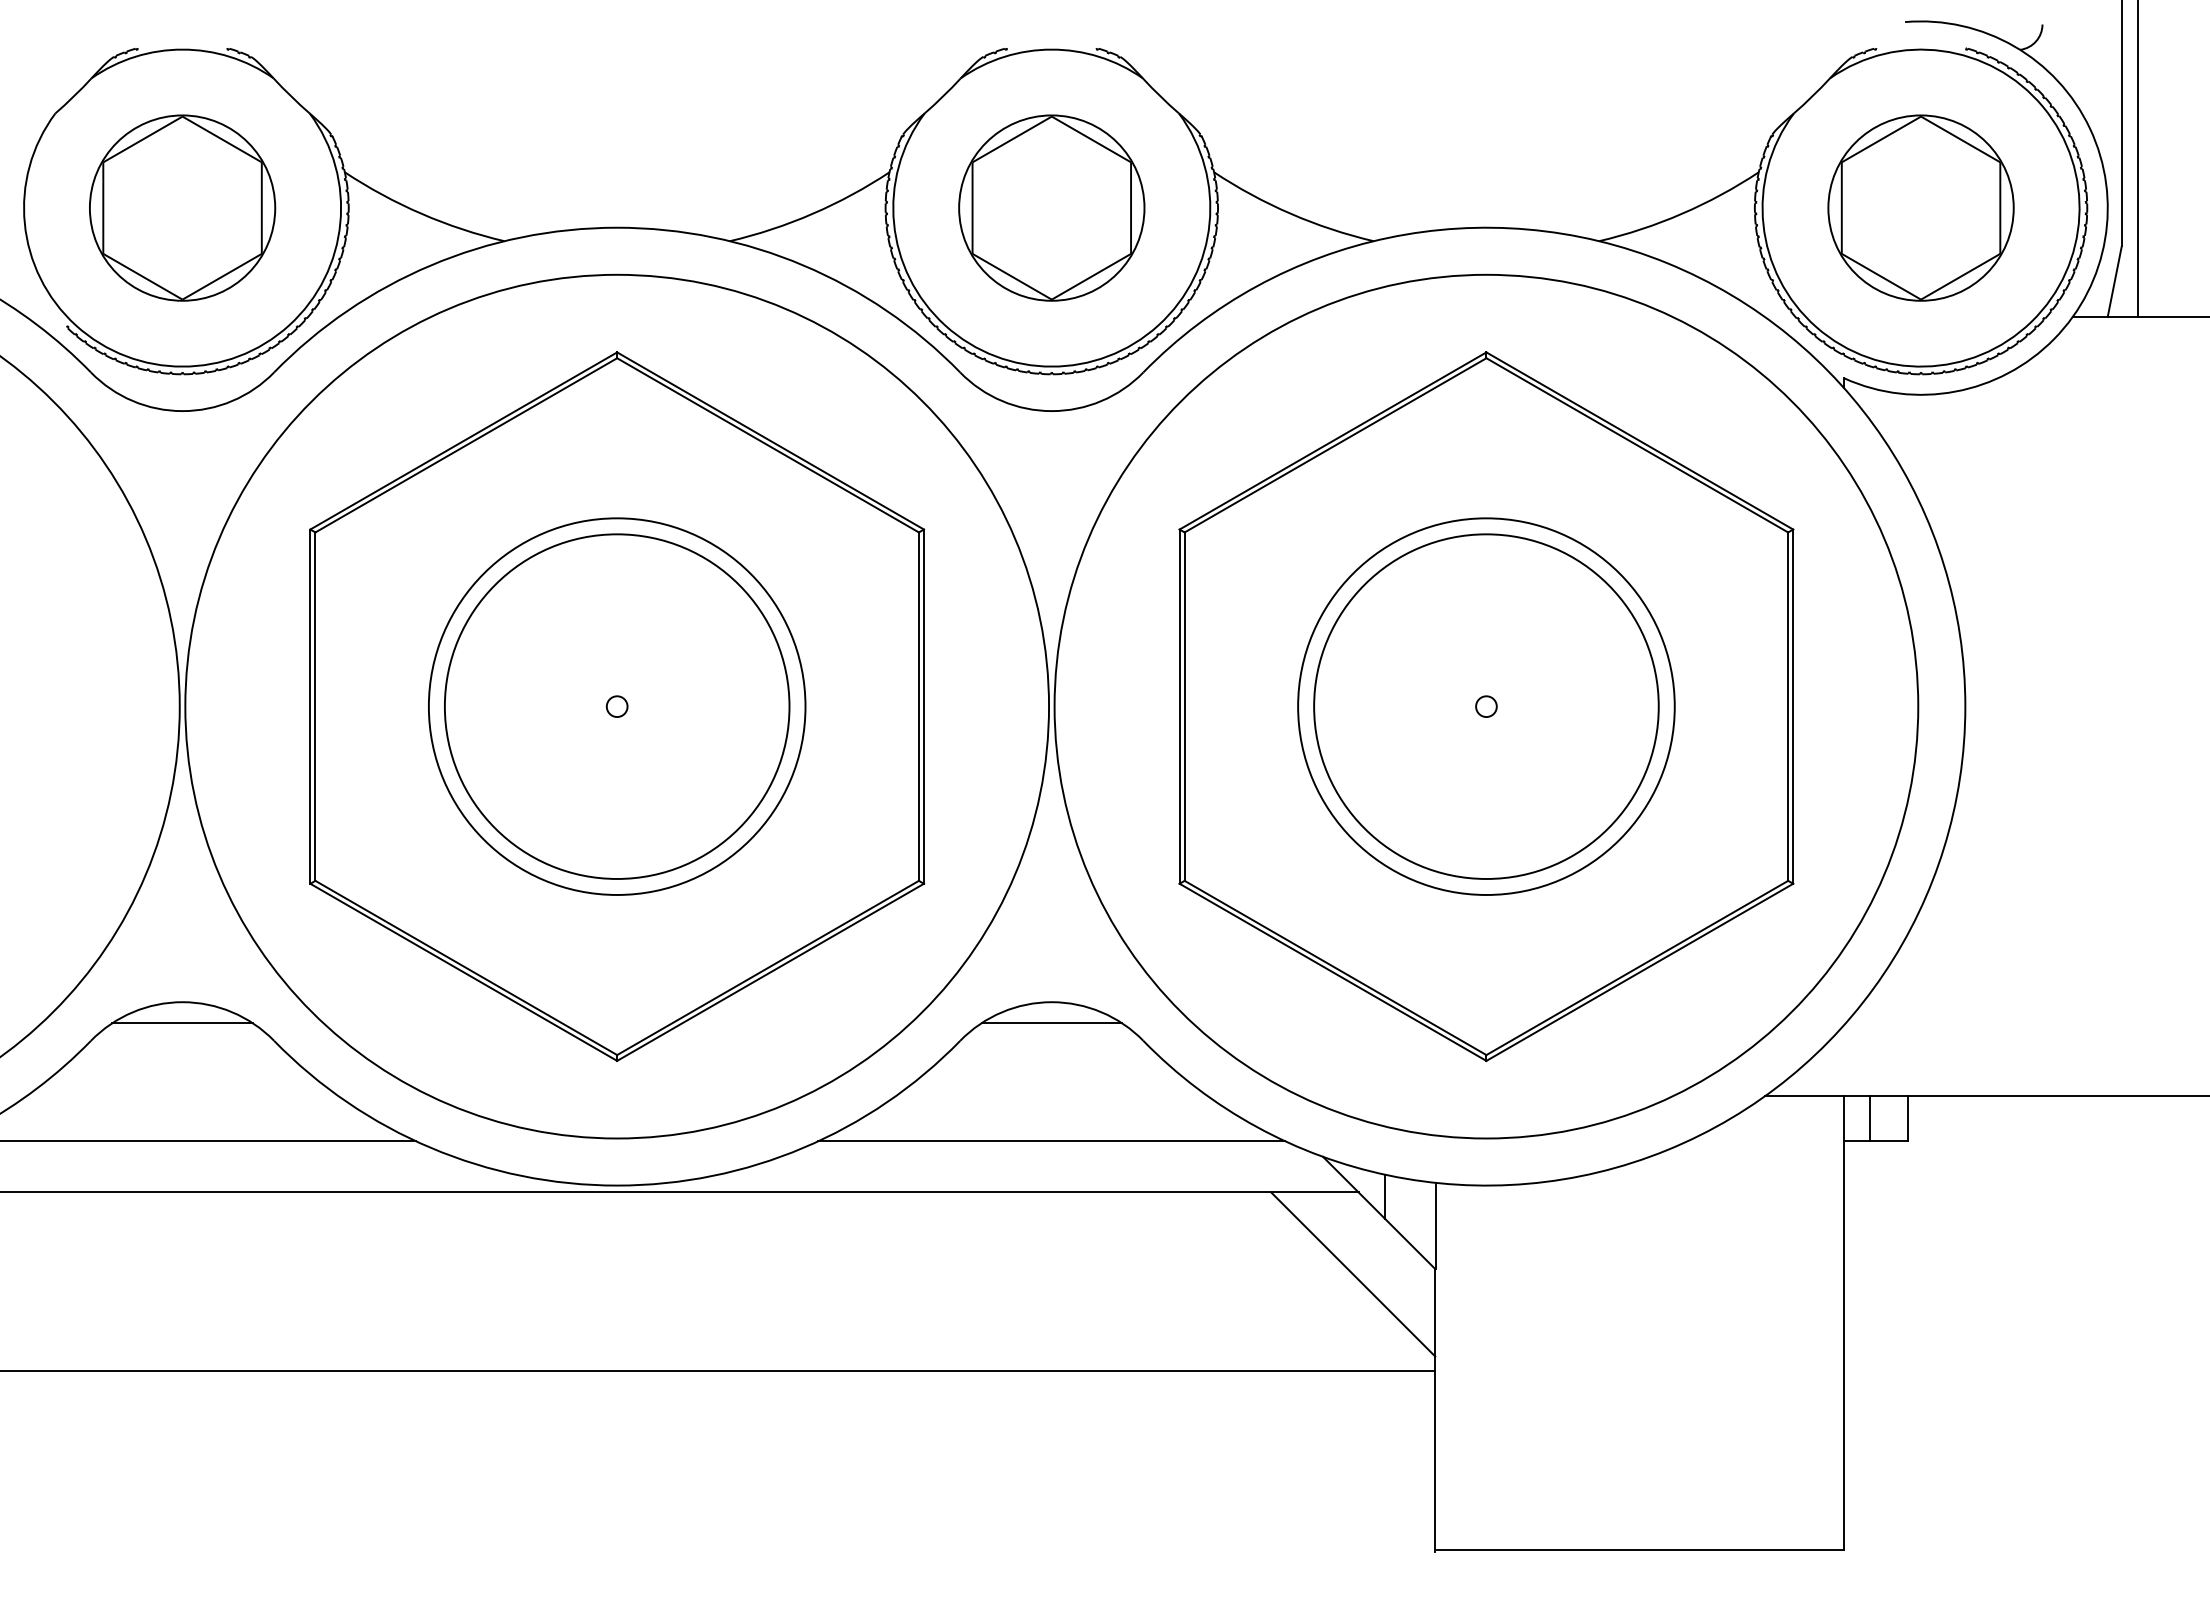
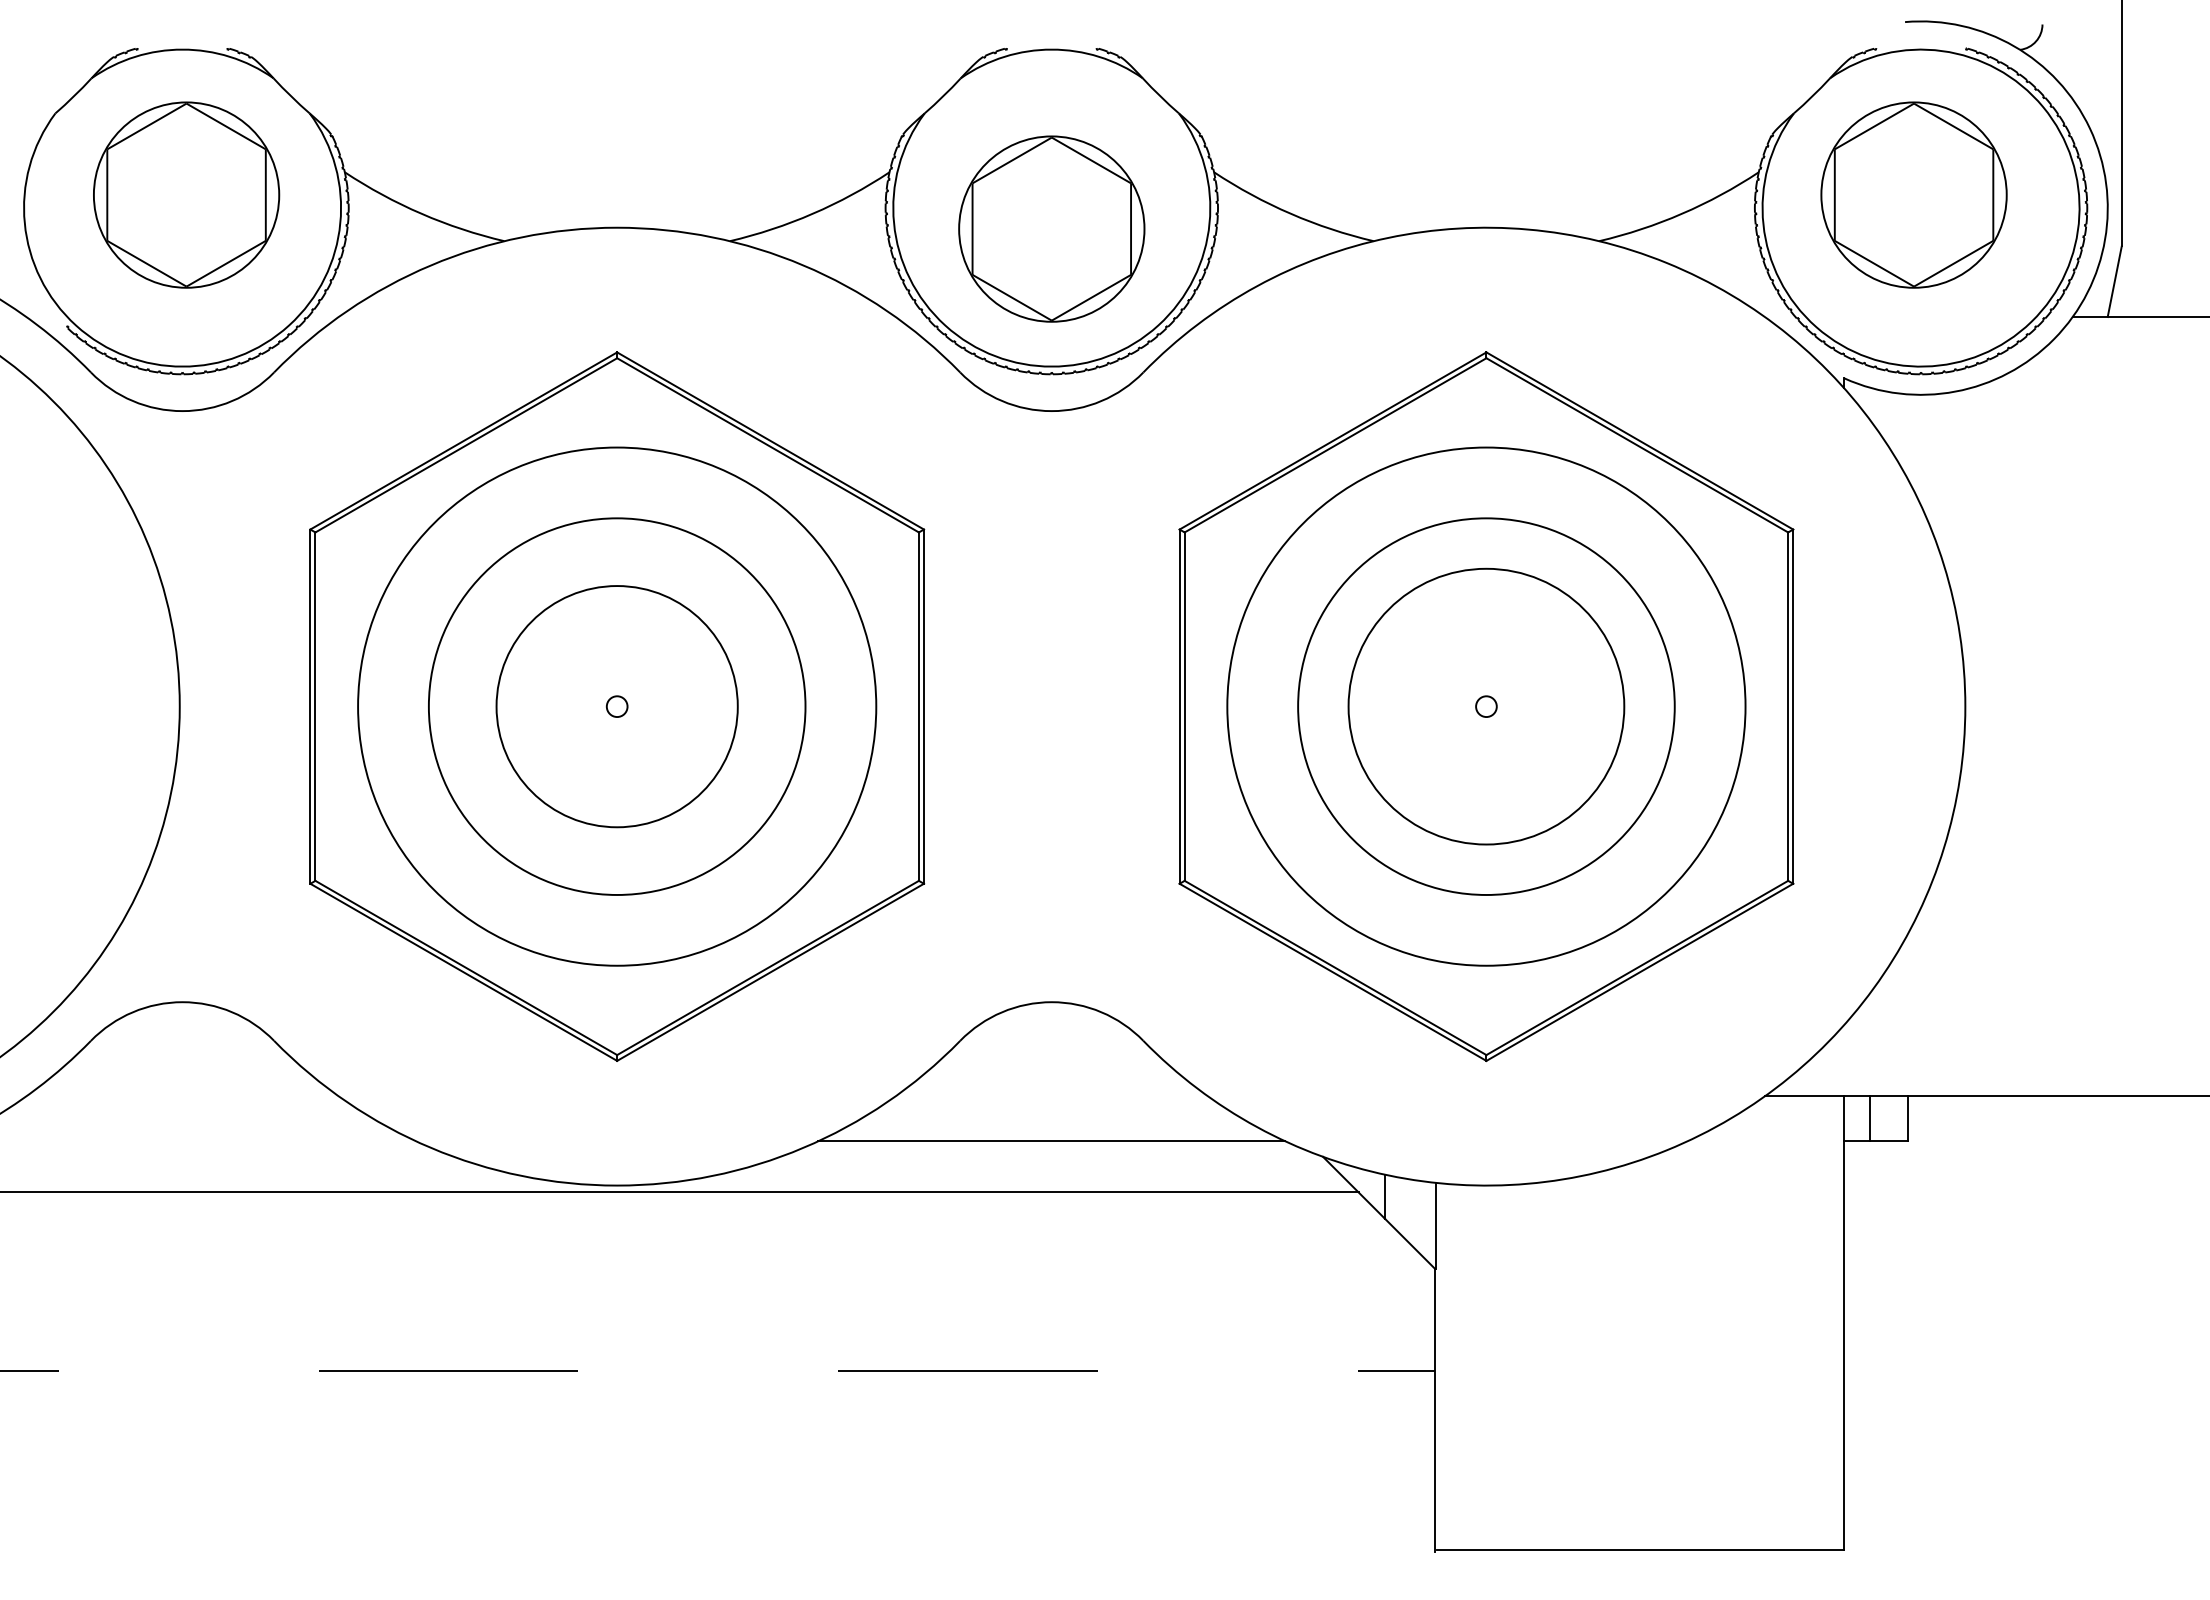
line: present -> none (2138, 159)
part position: (182, 207) -> (186, 194) (186, 194)
part position: (1051, 207) -> (1051, 228) (1051, 228)
part position: (1920, 207) -> (1913, 194) (1913, 194)
circle diameter: 345 px -> 241 px (616, 706)
circle diameter: 864 px -> 518 px (617, 706)
circle diameter: 345 px -> 276 px (1486, 706)
circle diameter: 864 px -> 518 px (1486, 706)
line: present -> none (182, 1023)
line: present -> none (1051, 1023)
line: present -> none (209, 1141)
line: present -> none (1353, 1274)
line: solid -> dashed (718, 1371)
